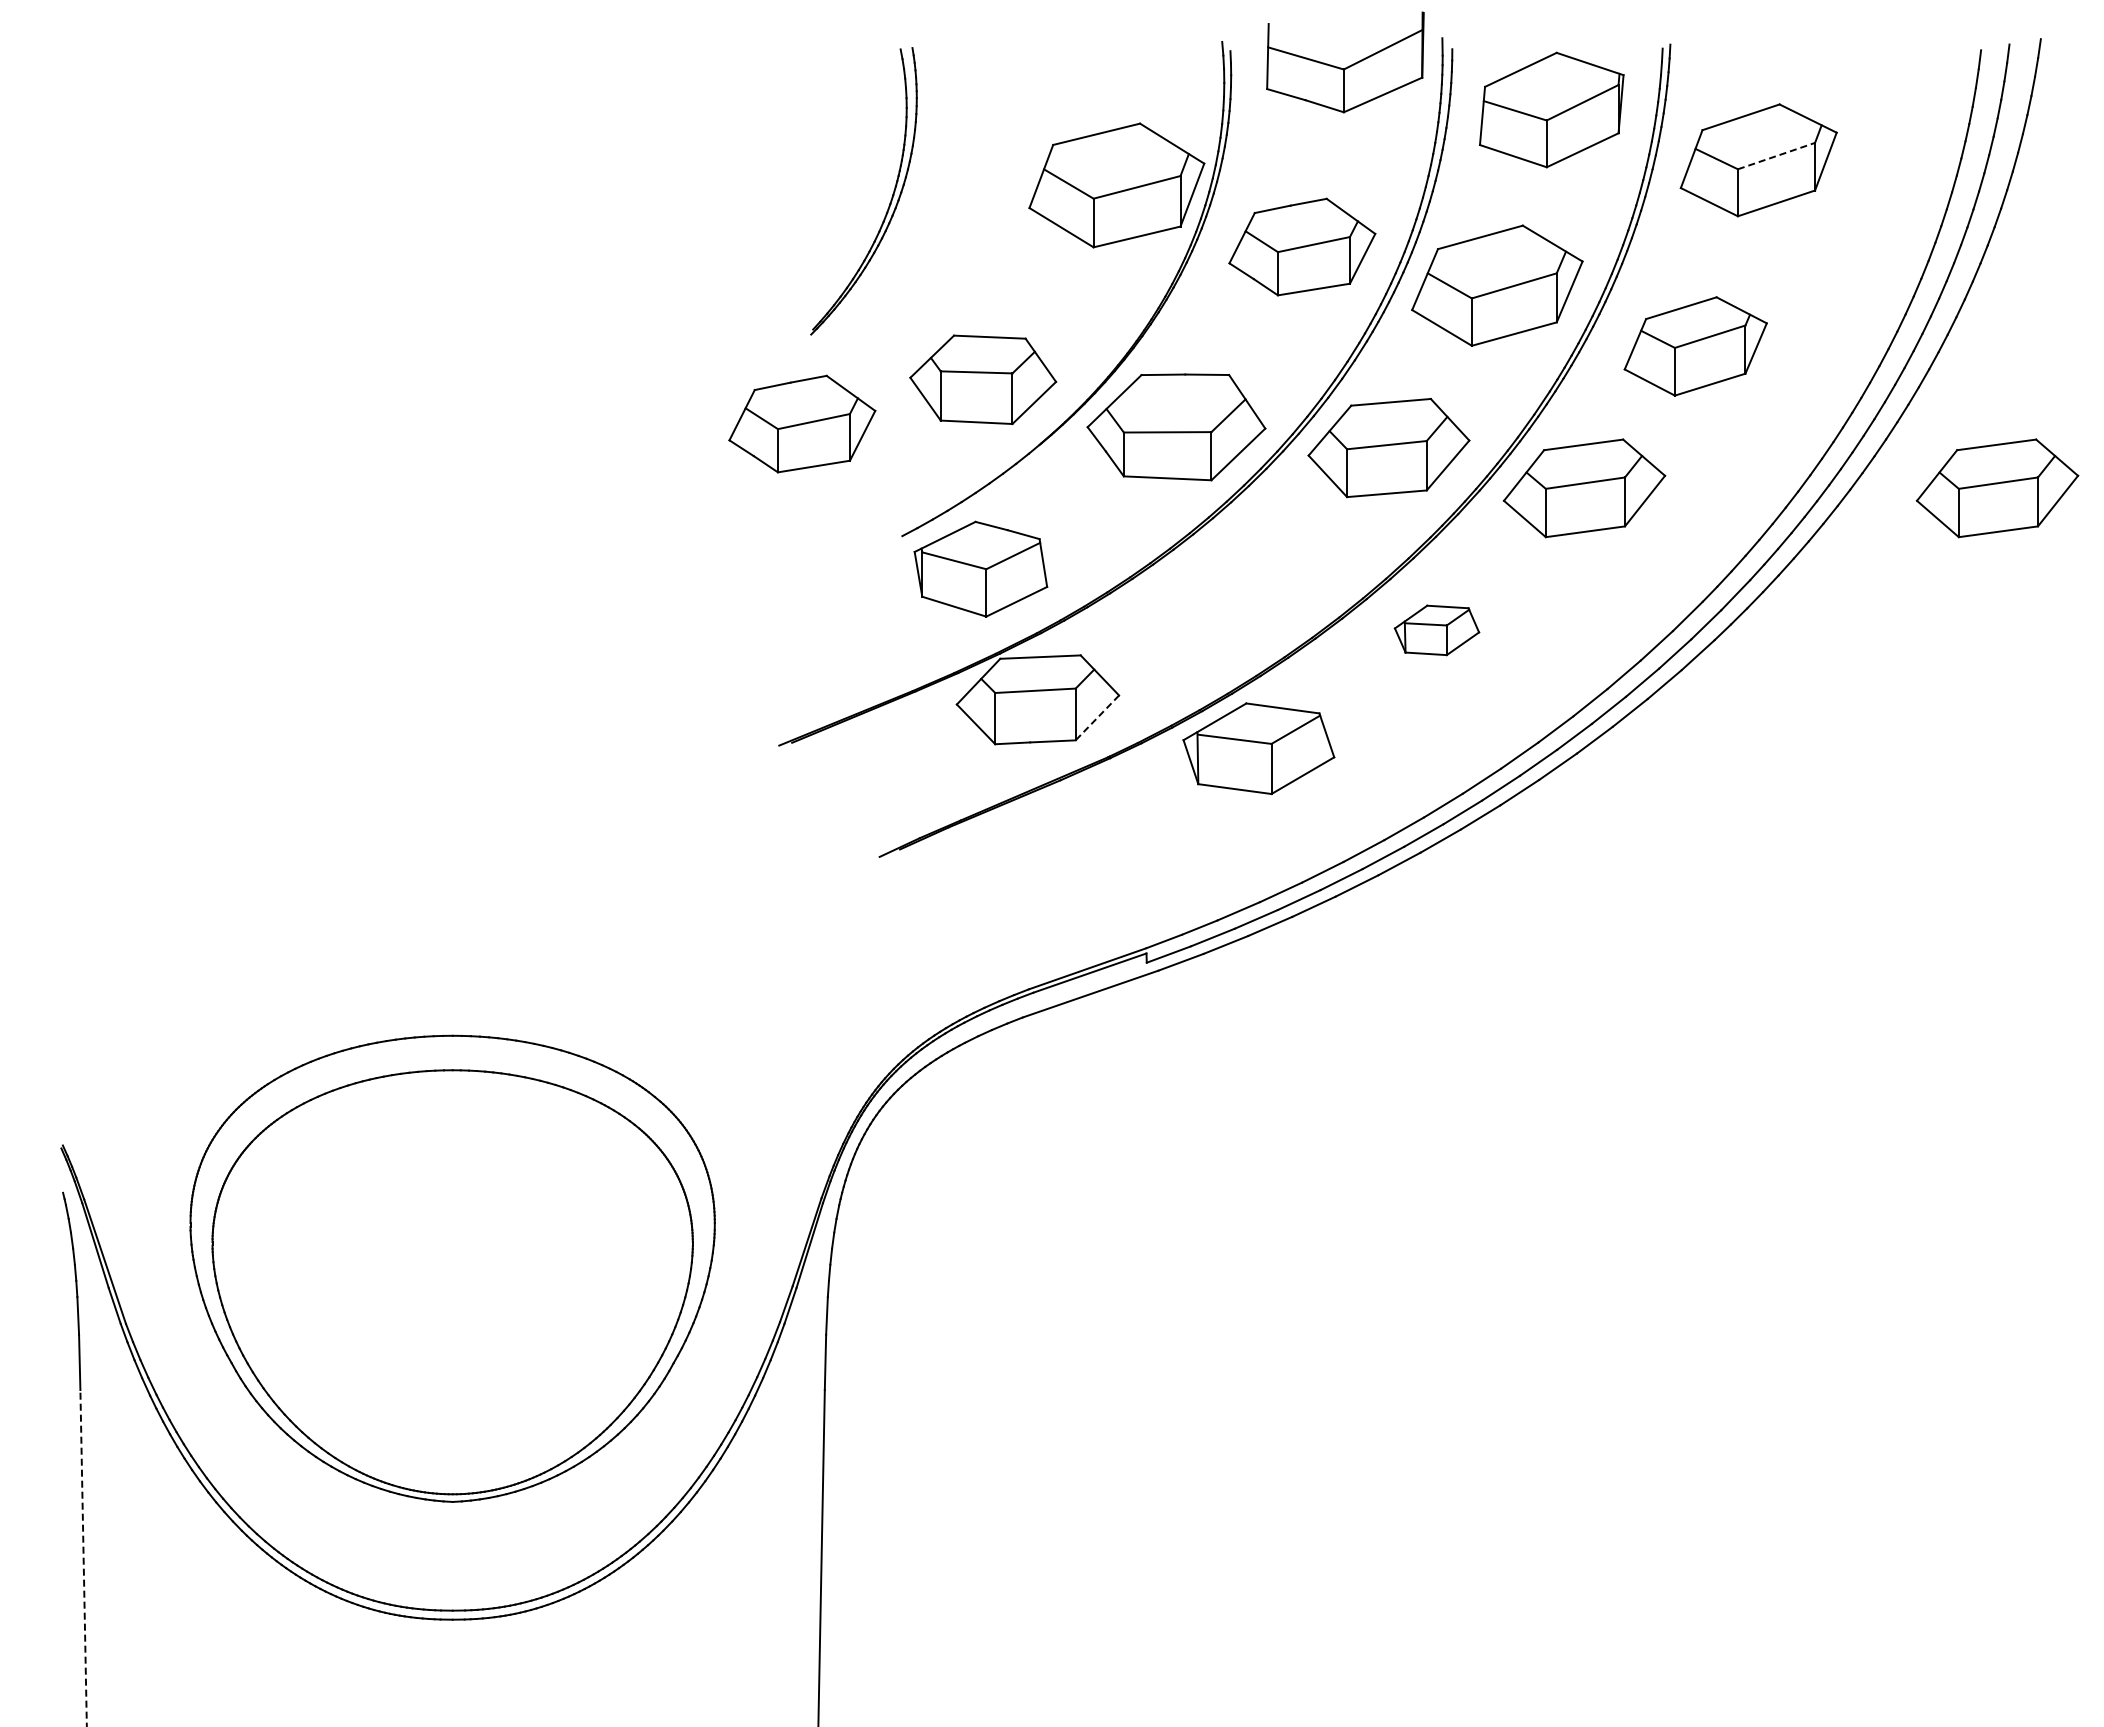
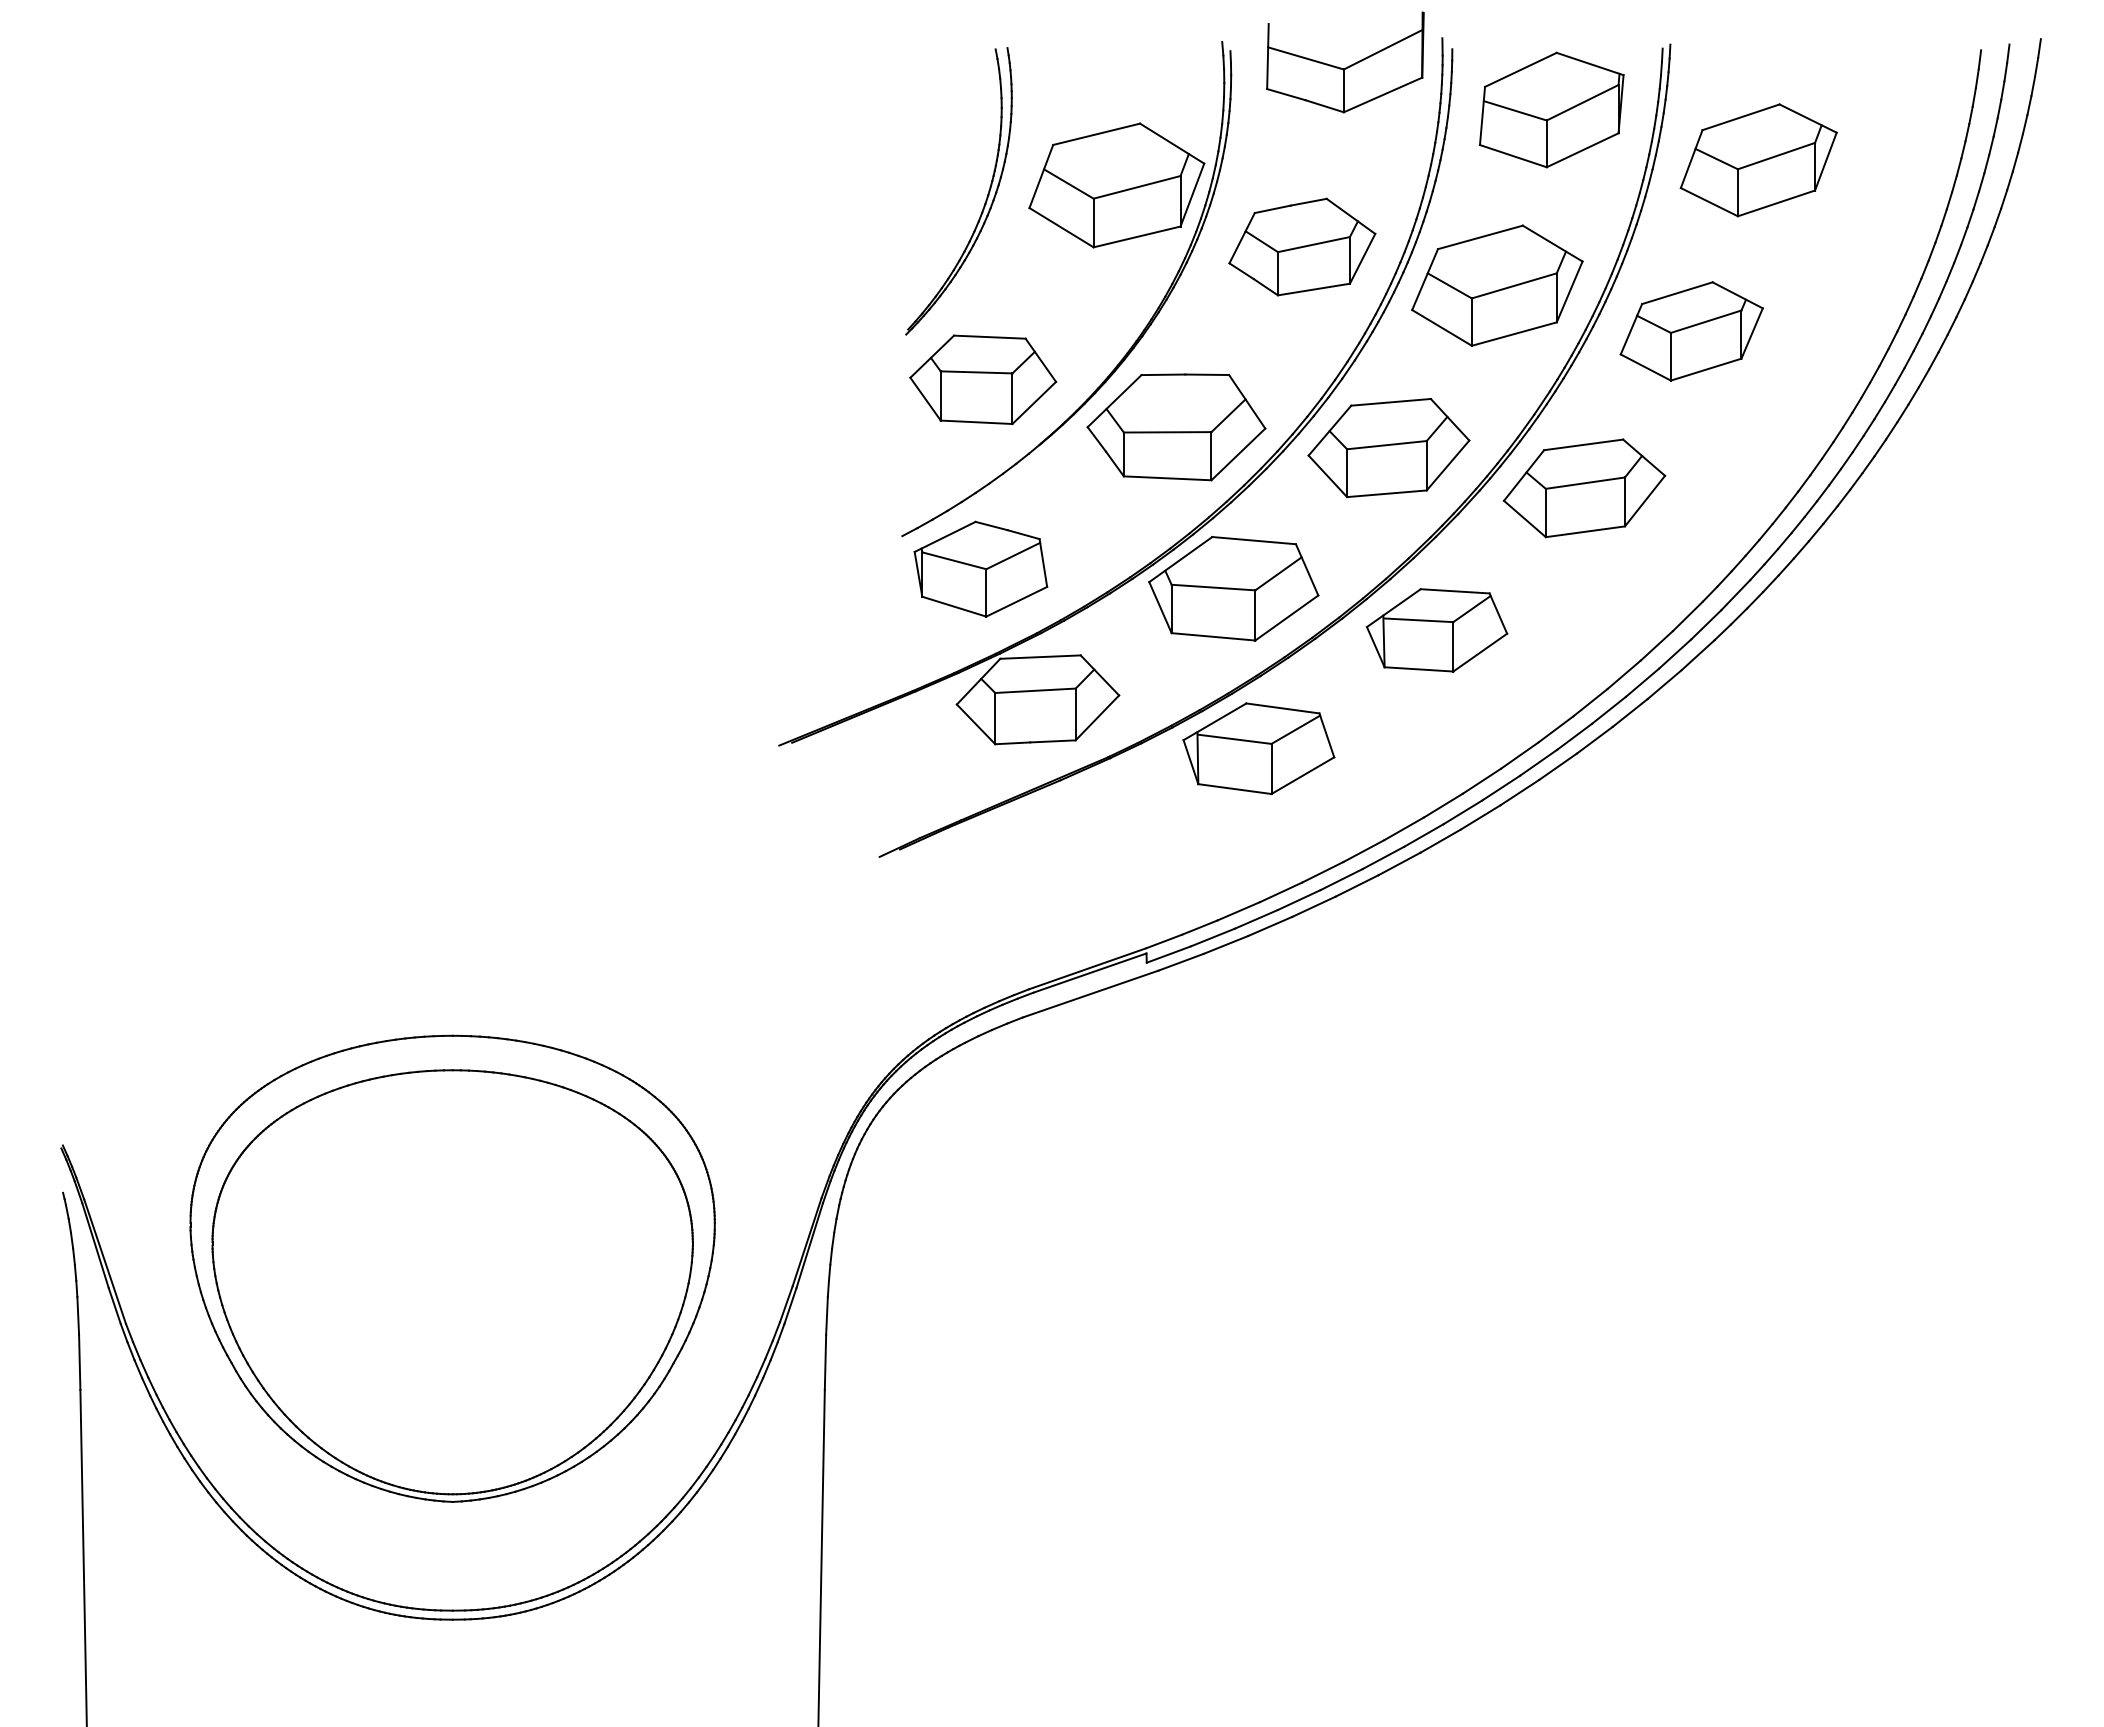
line: dashed -> solid (1776, 156)
part position: (889, 202) -> (984, 202) (984, 202)
part position: (1695, 346) -> (1691, 331) (1691, 331)
part: present -> none (802, 423)
part: present -> none (1997, 488)
part: none -> present (1233, 588)
part size: 88x53 px -> 144x85 px (1436, 630)
line: dashed -> solid (1097, 718)
line: dashed -> solid (83, 1557)
